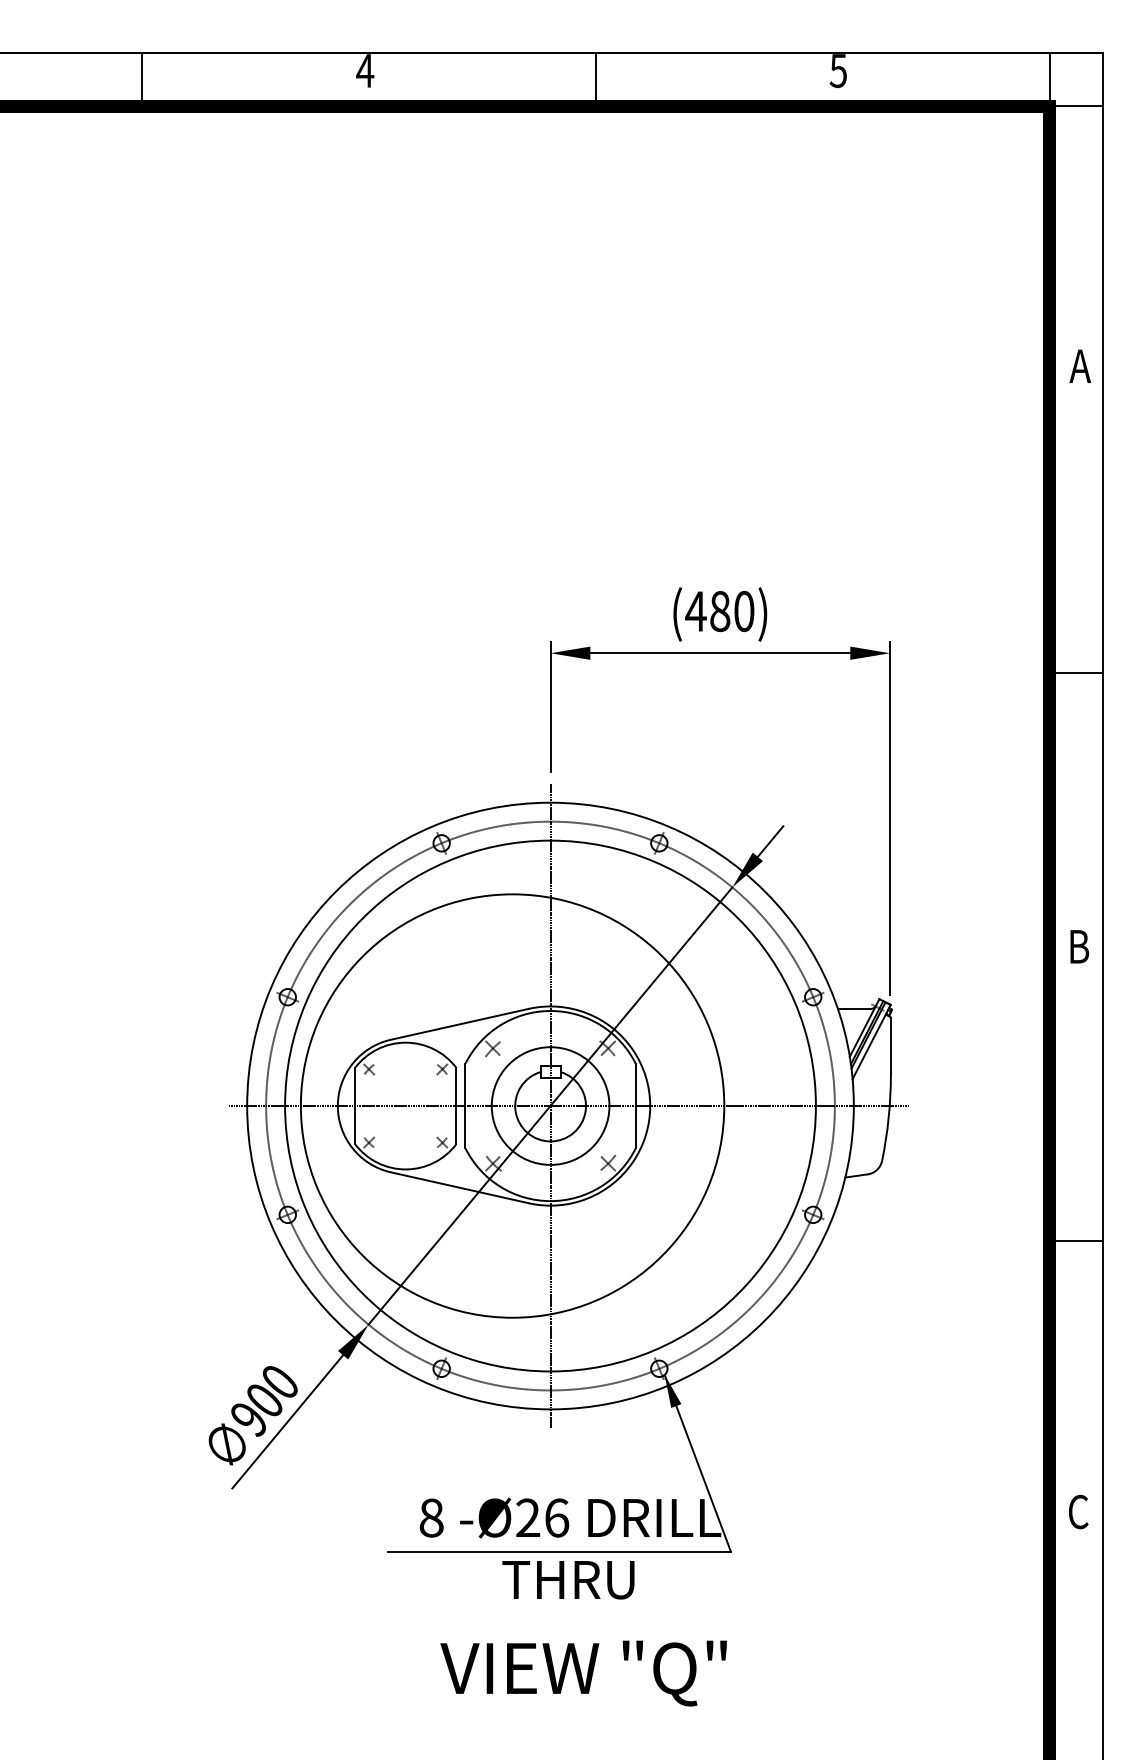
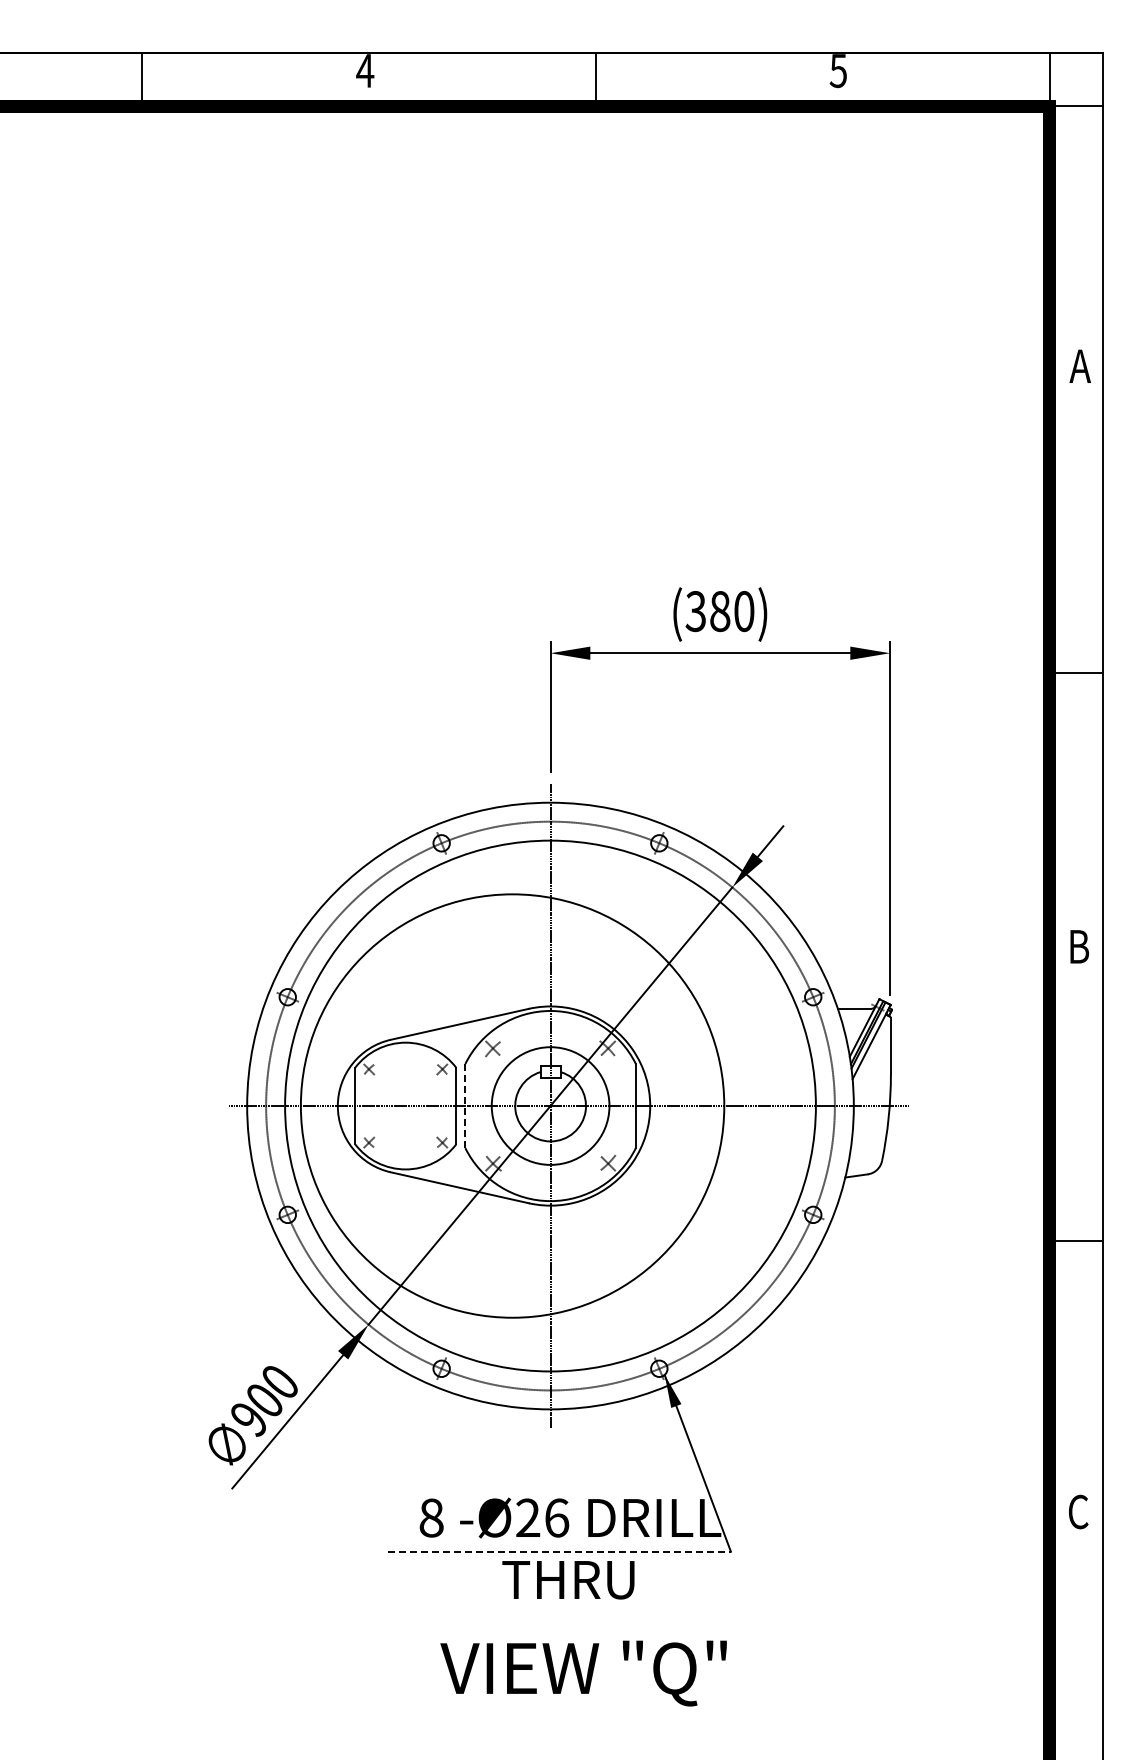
text: (480) -> (380) (695, 611)
line: solid -> dashed (465, 1106)
line: solid -> dashed (559, 1551)
